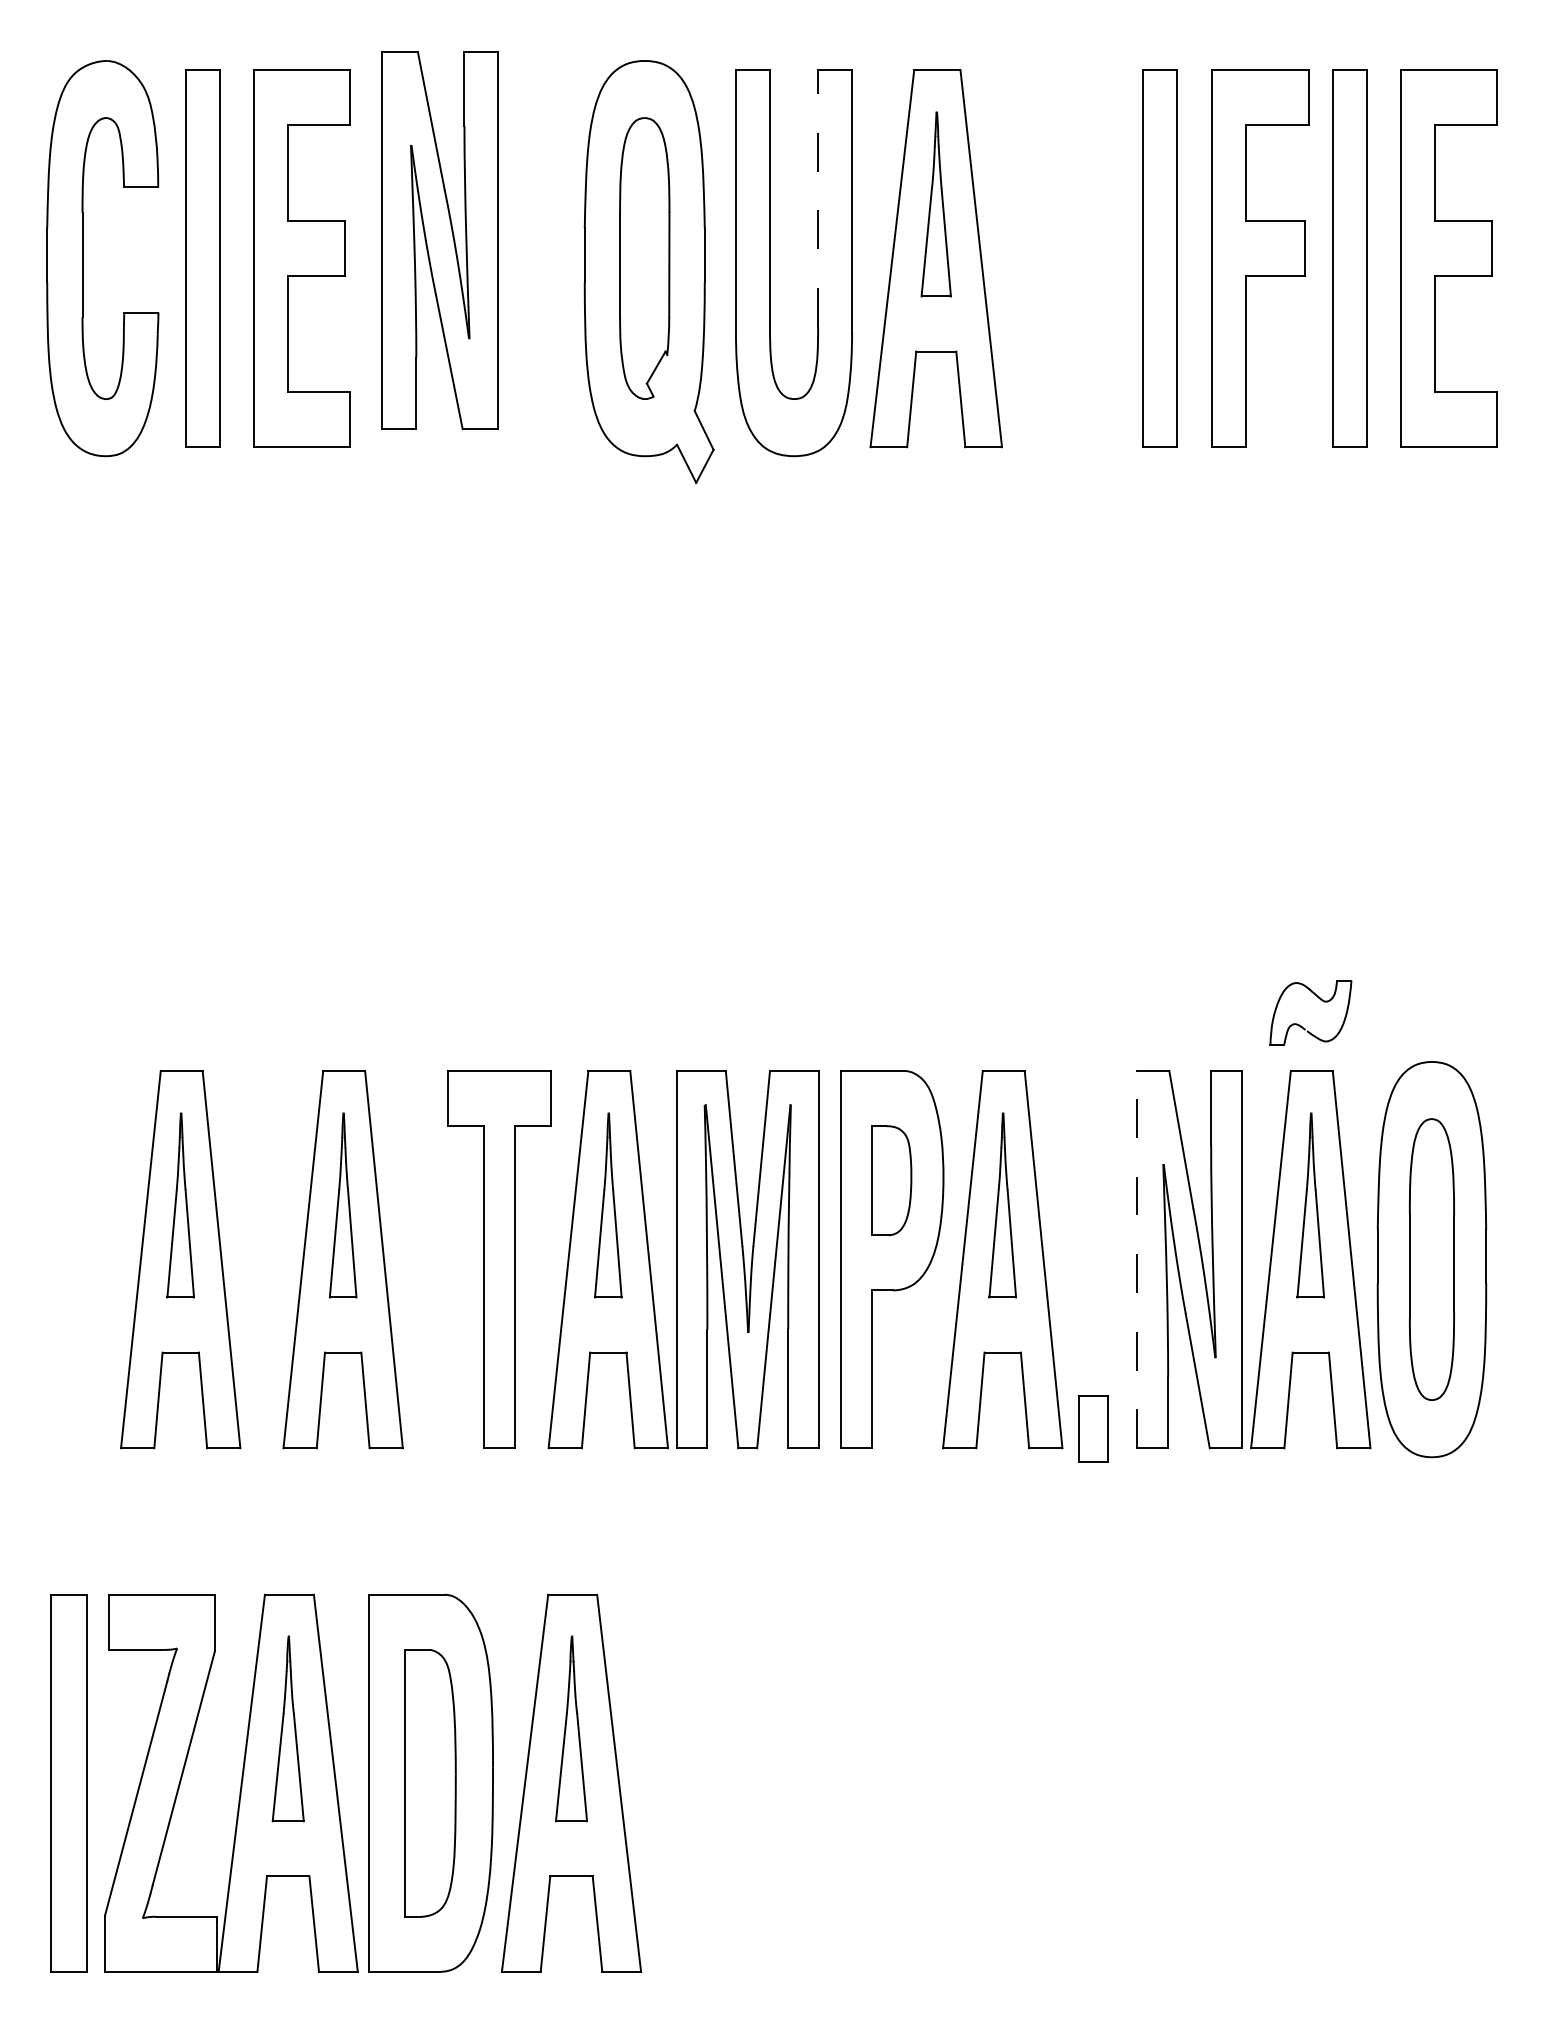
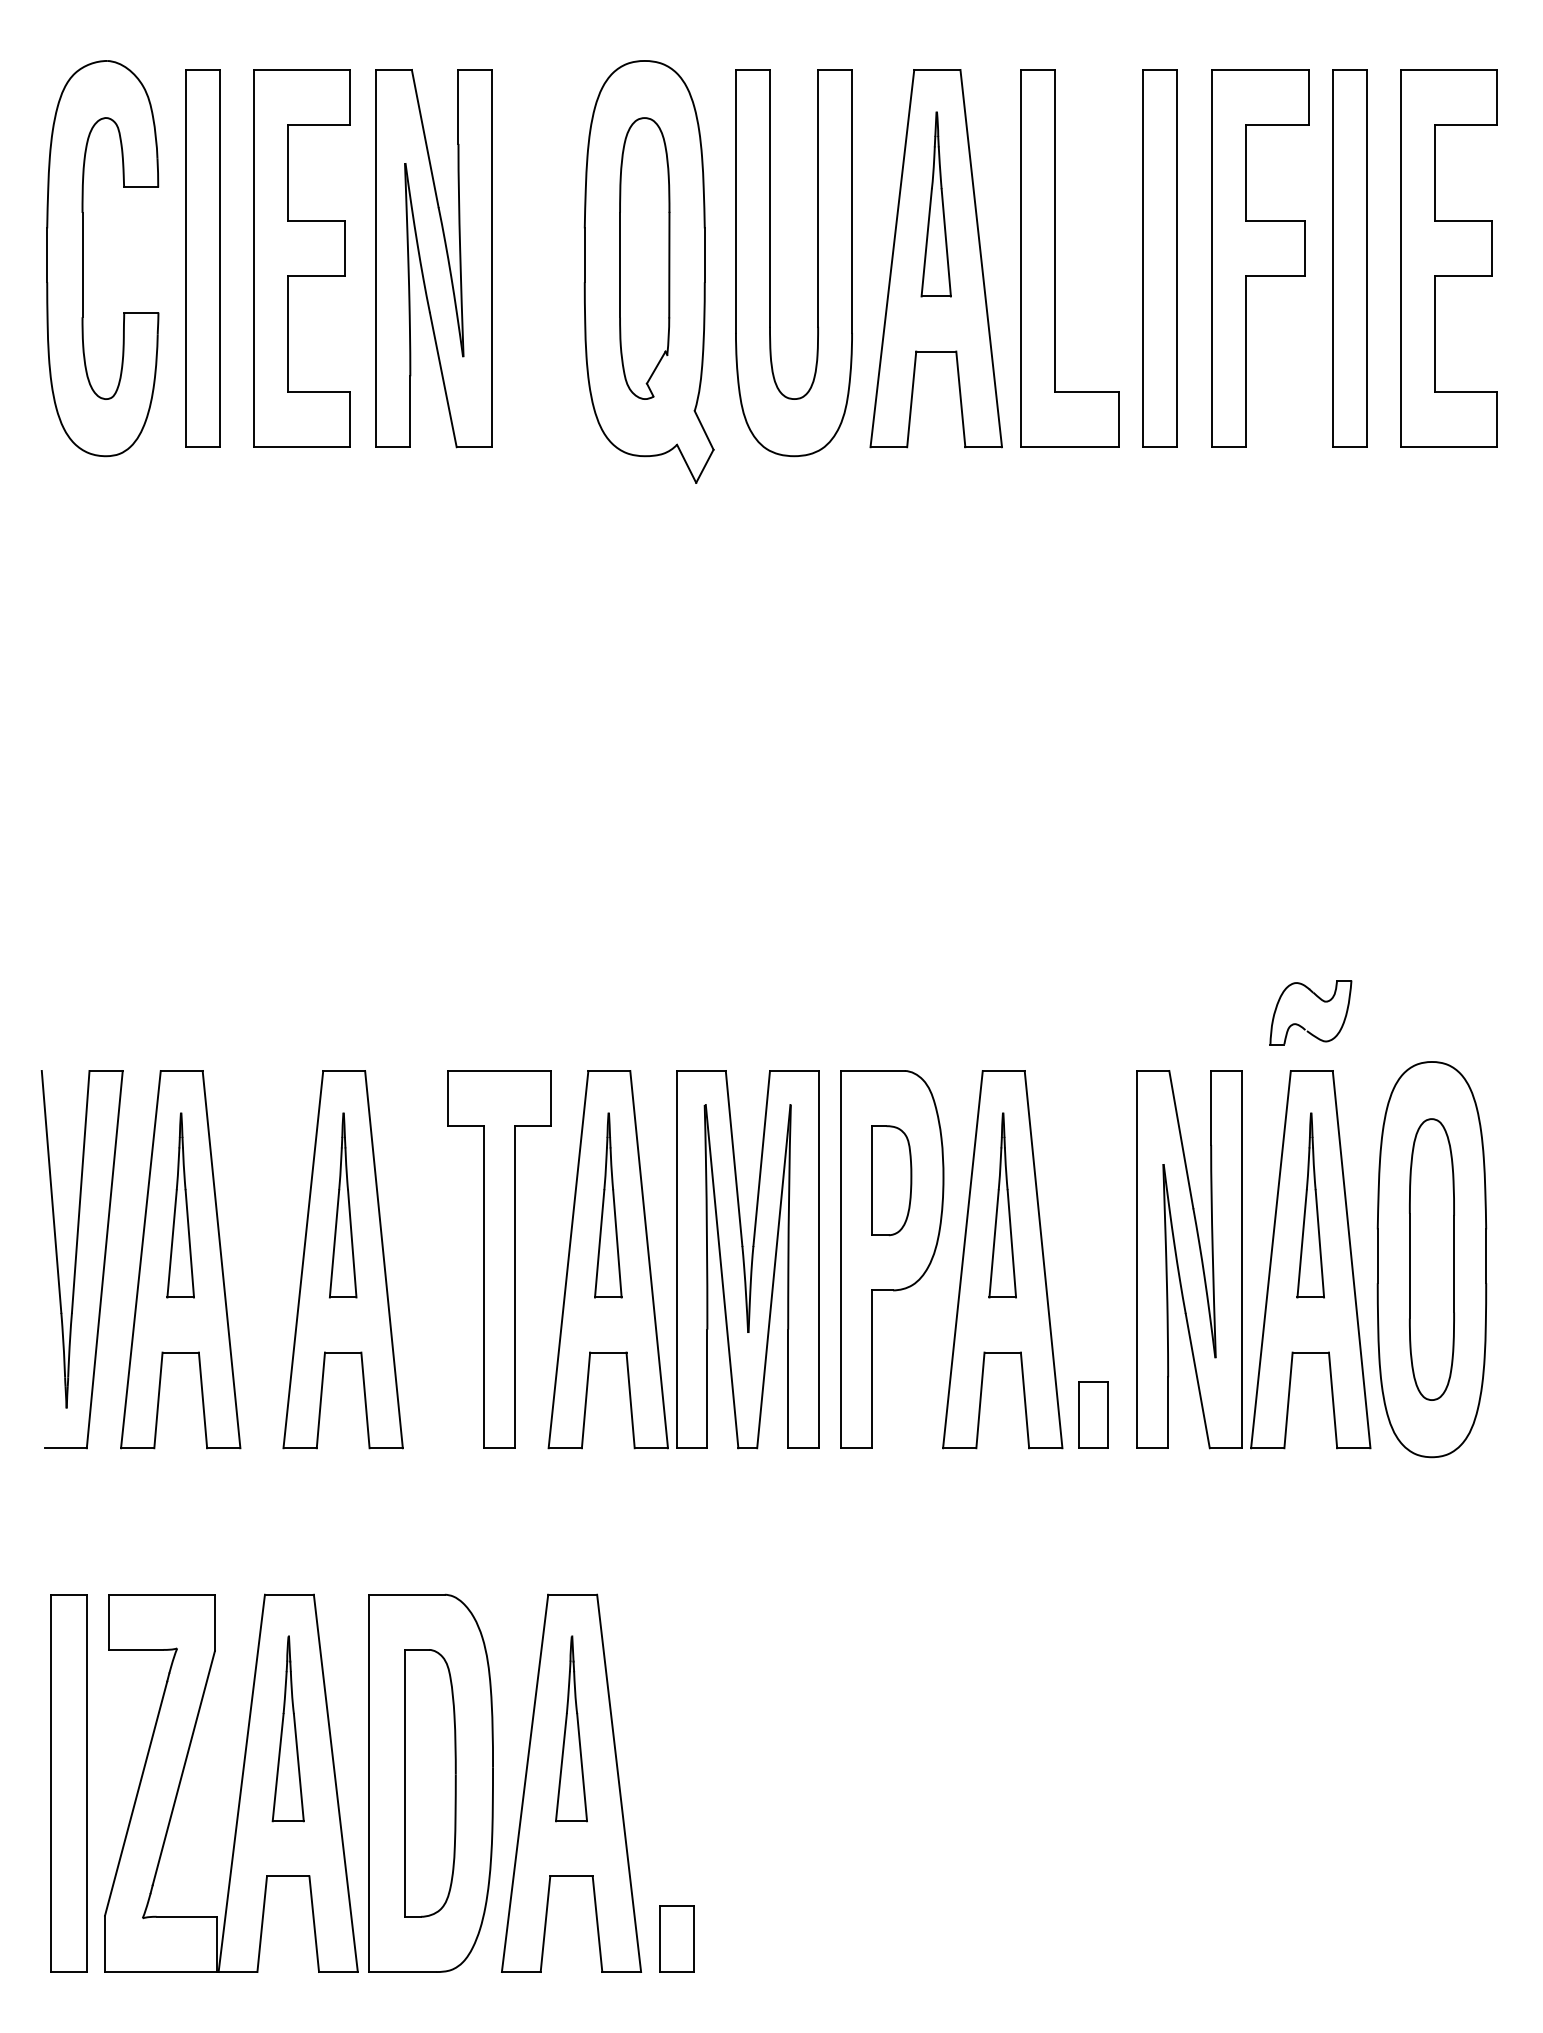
line: dashed -> solid (818, 197)
part position: (439, 240) -> (433, 258) (433, 258)
part: none -> present (1055, 258)
part: none -> present (81, 1259)
line: dashed -> solid (1137, 1259)
part position: (1093, 1428) -> (1093, 1414) (1093, 1414)
part: none -> present (676, 1938)
